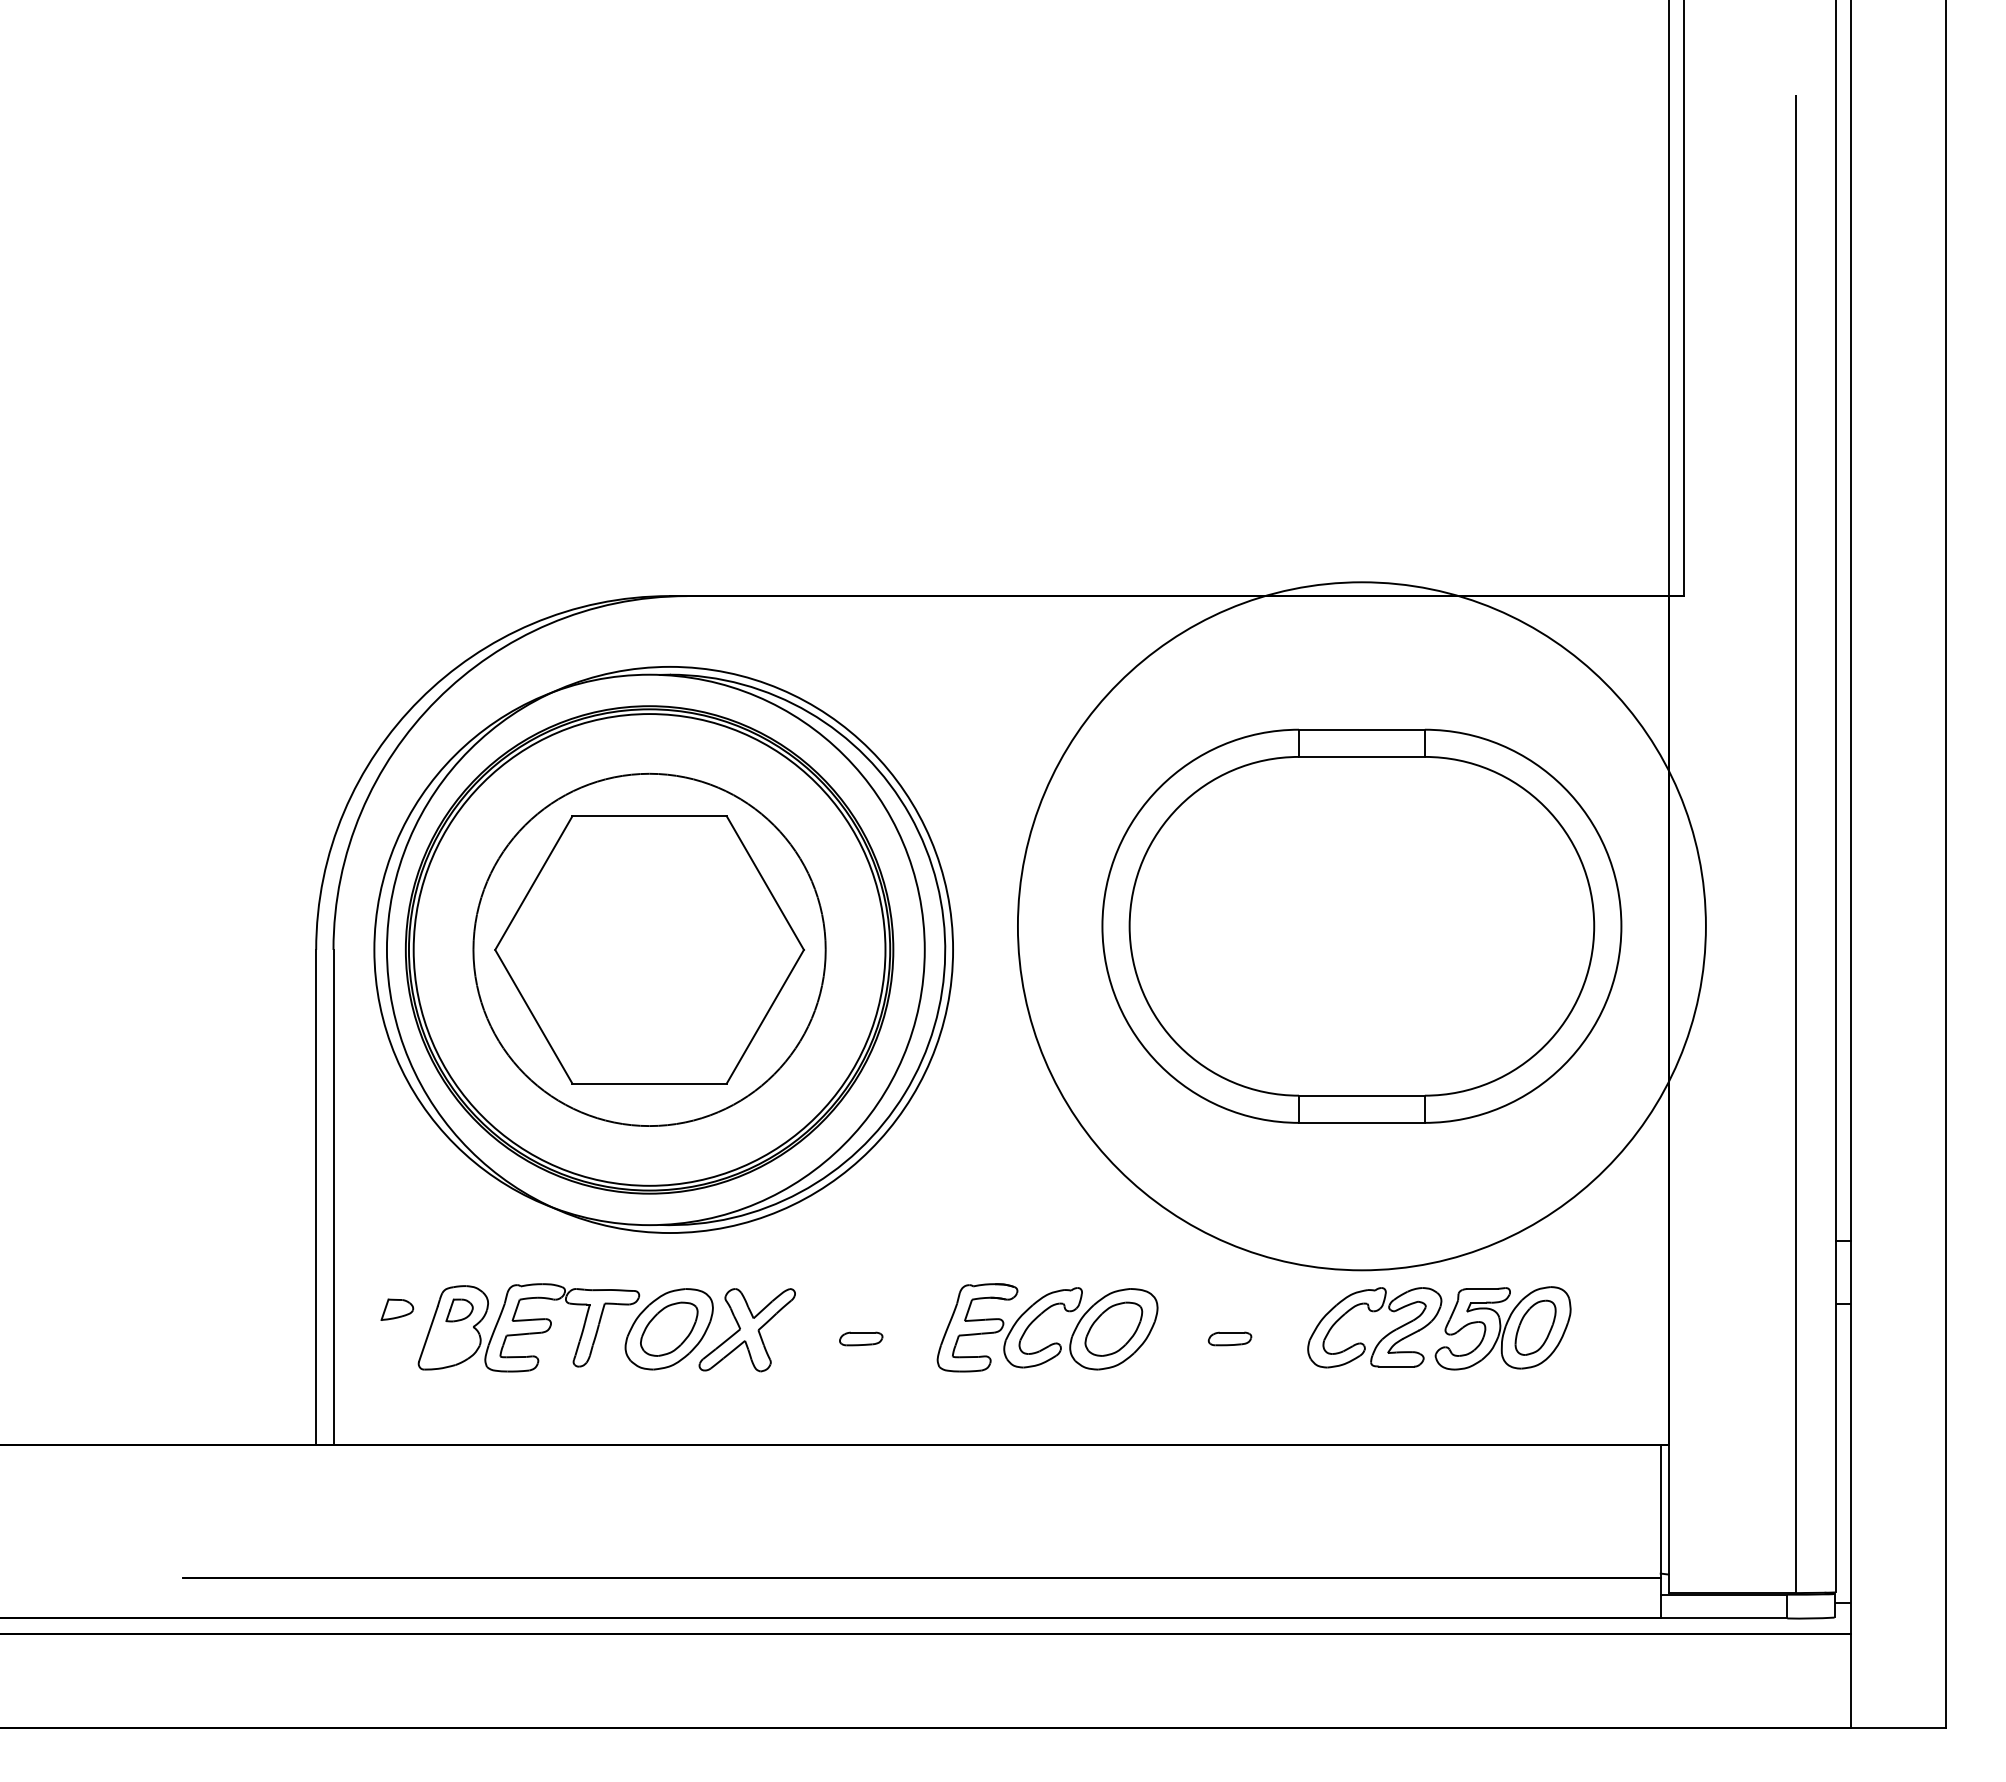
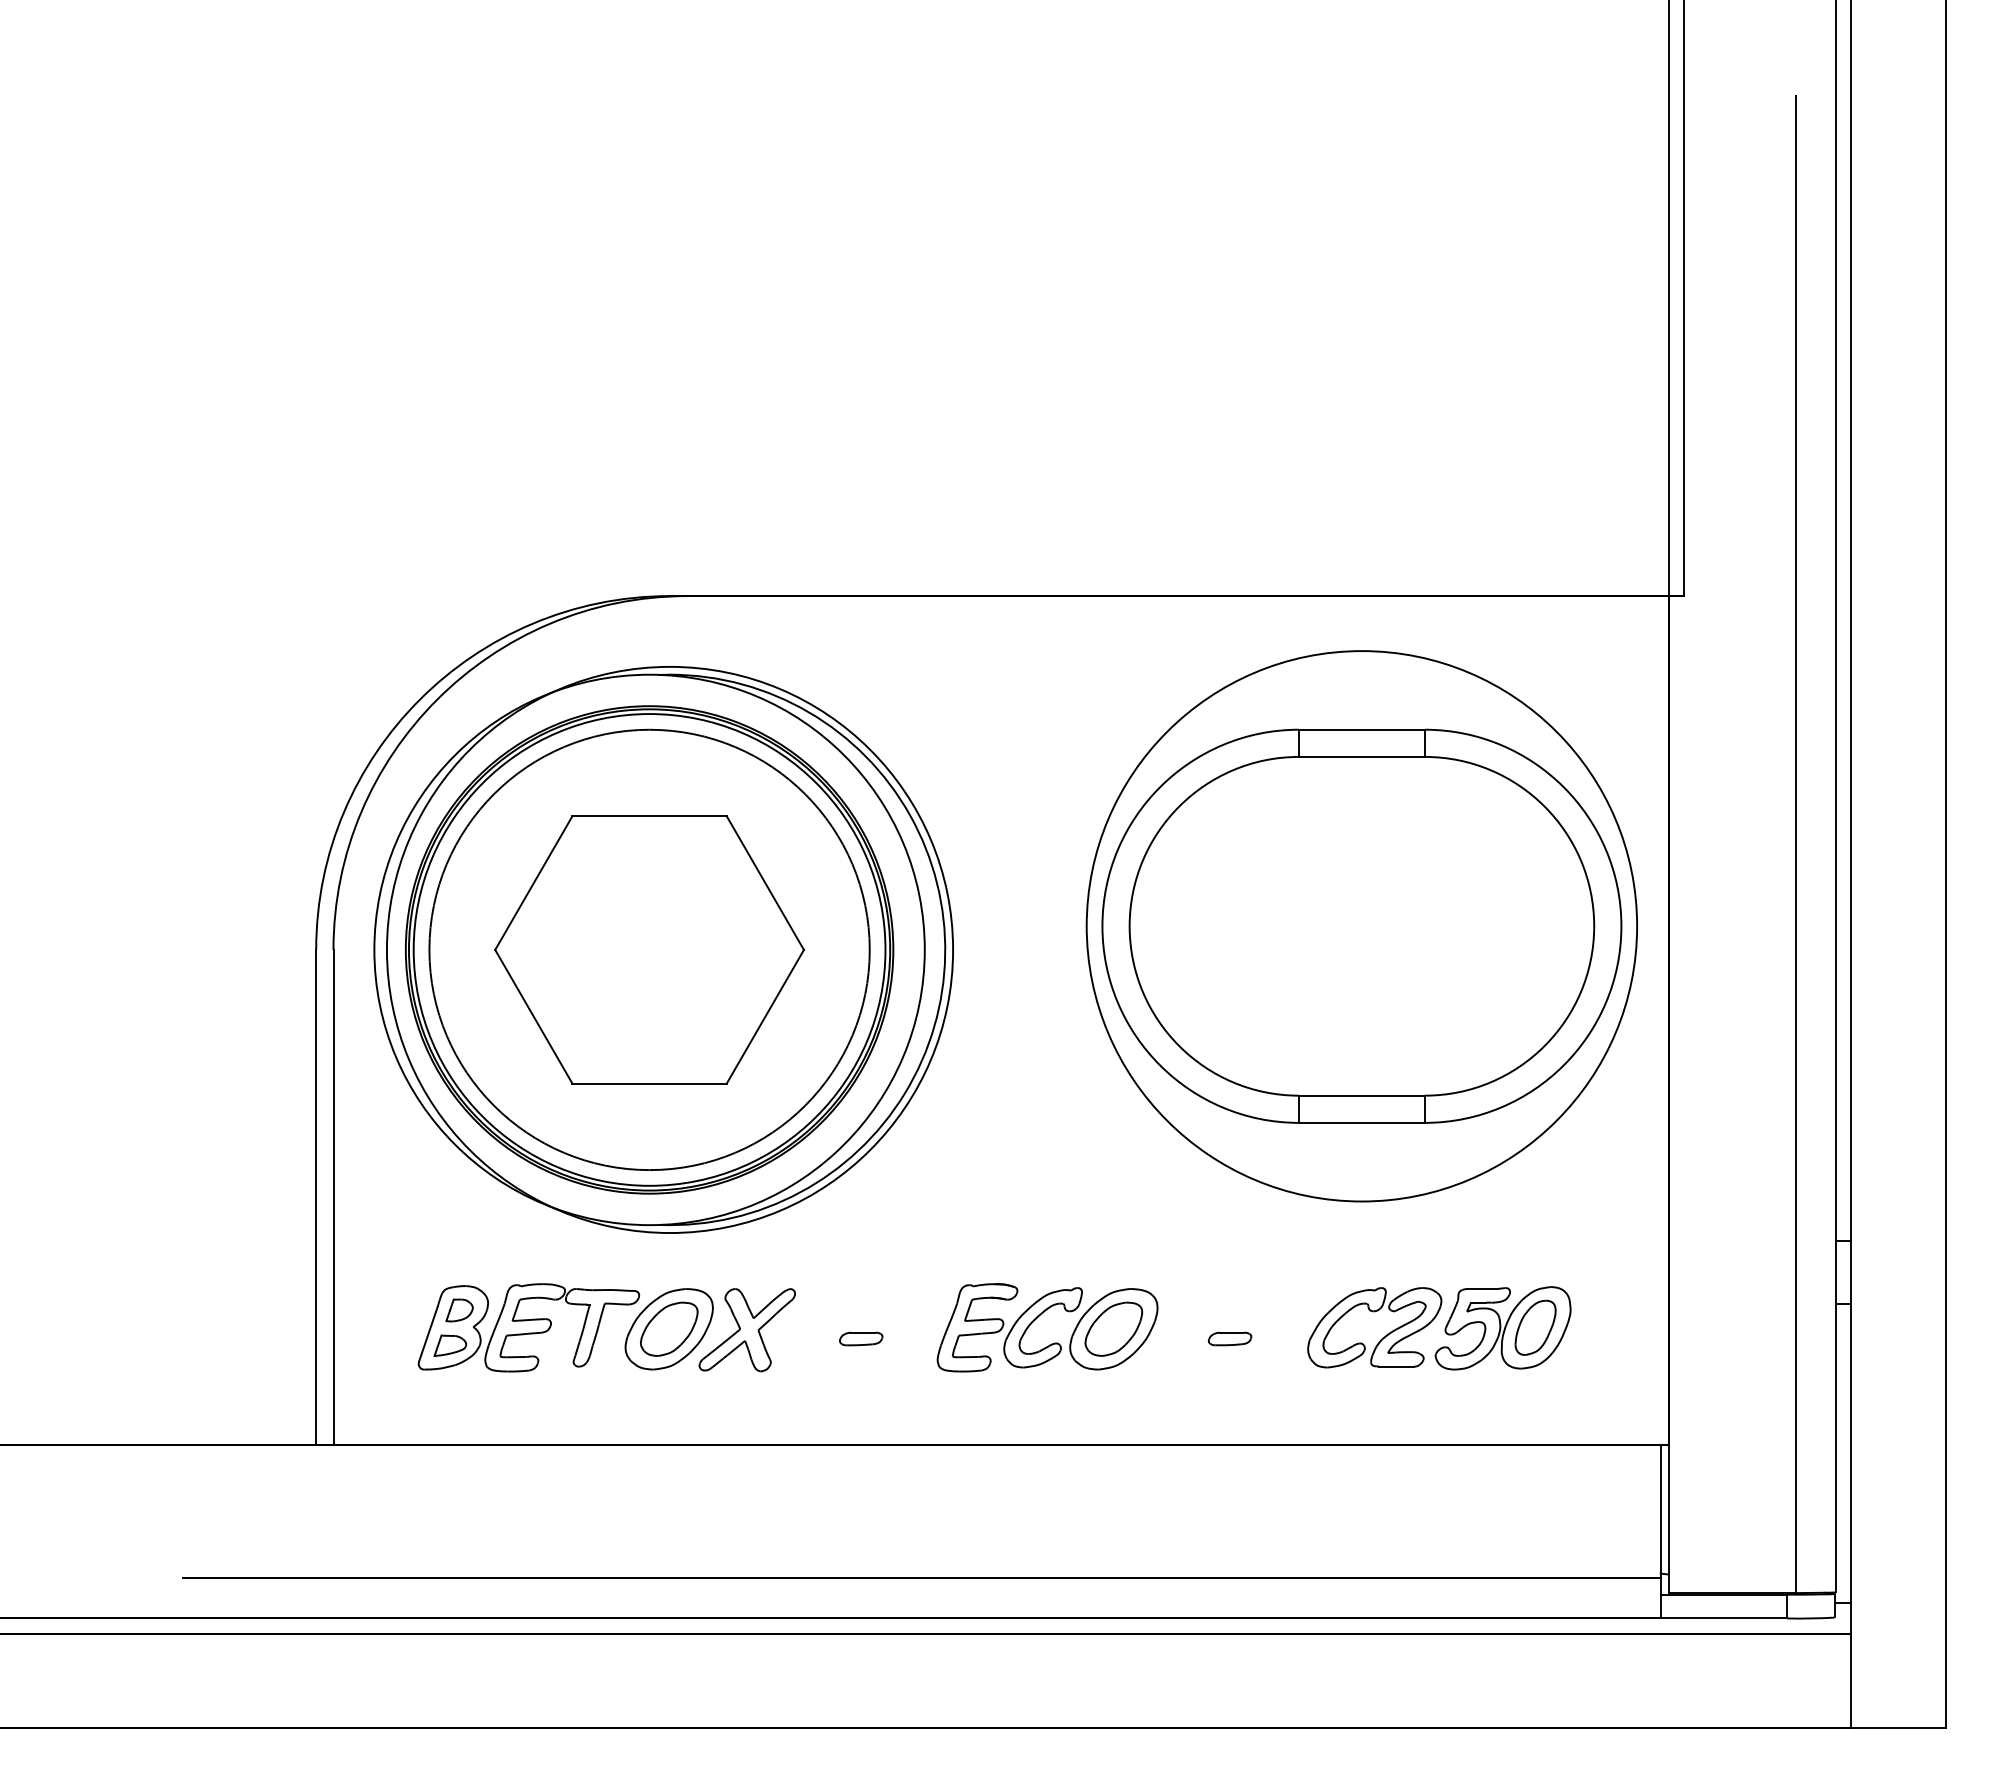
circle diameter: 688 px -> 550 px (1361, 926)
circle diameter: 352 px -> 440 px (649, 949)
part position: (397, 1309) -> (450, 1345) (450, 1345)
